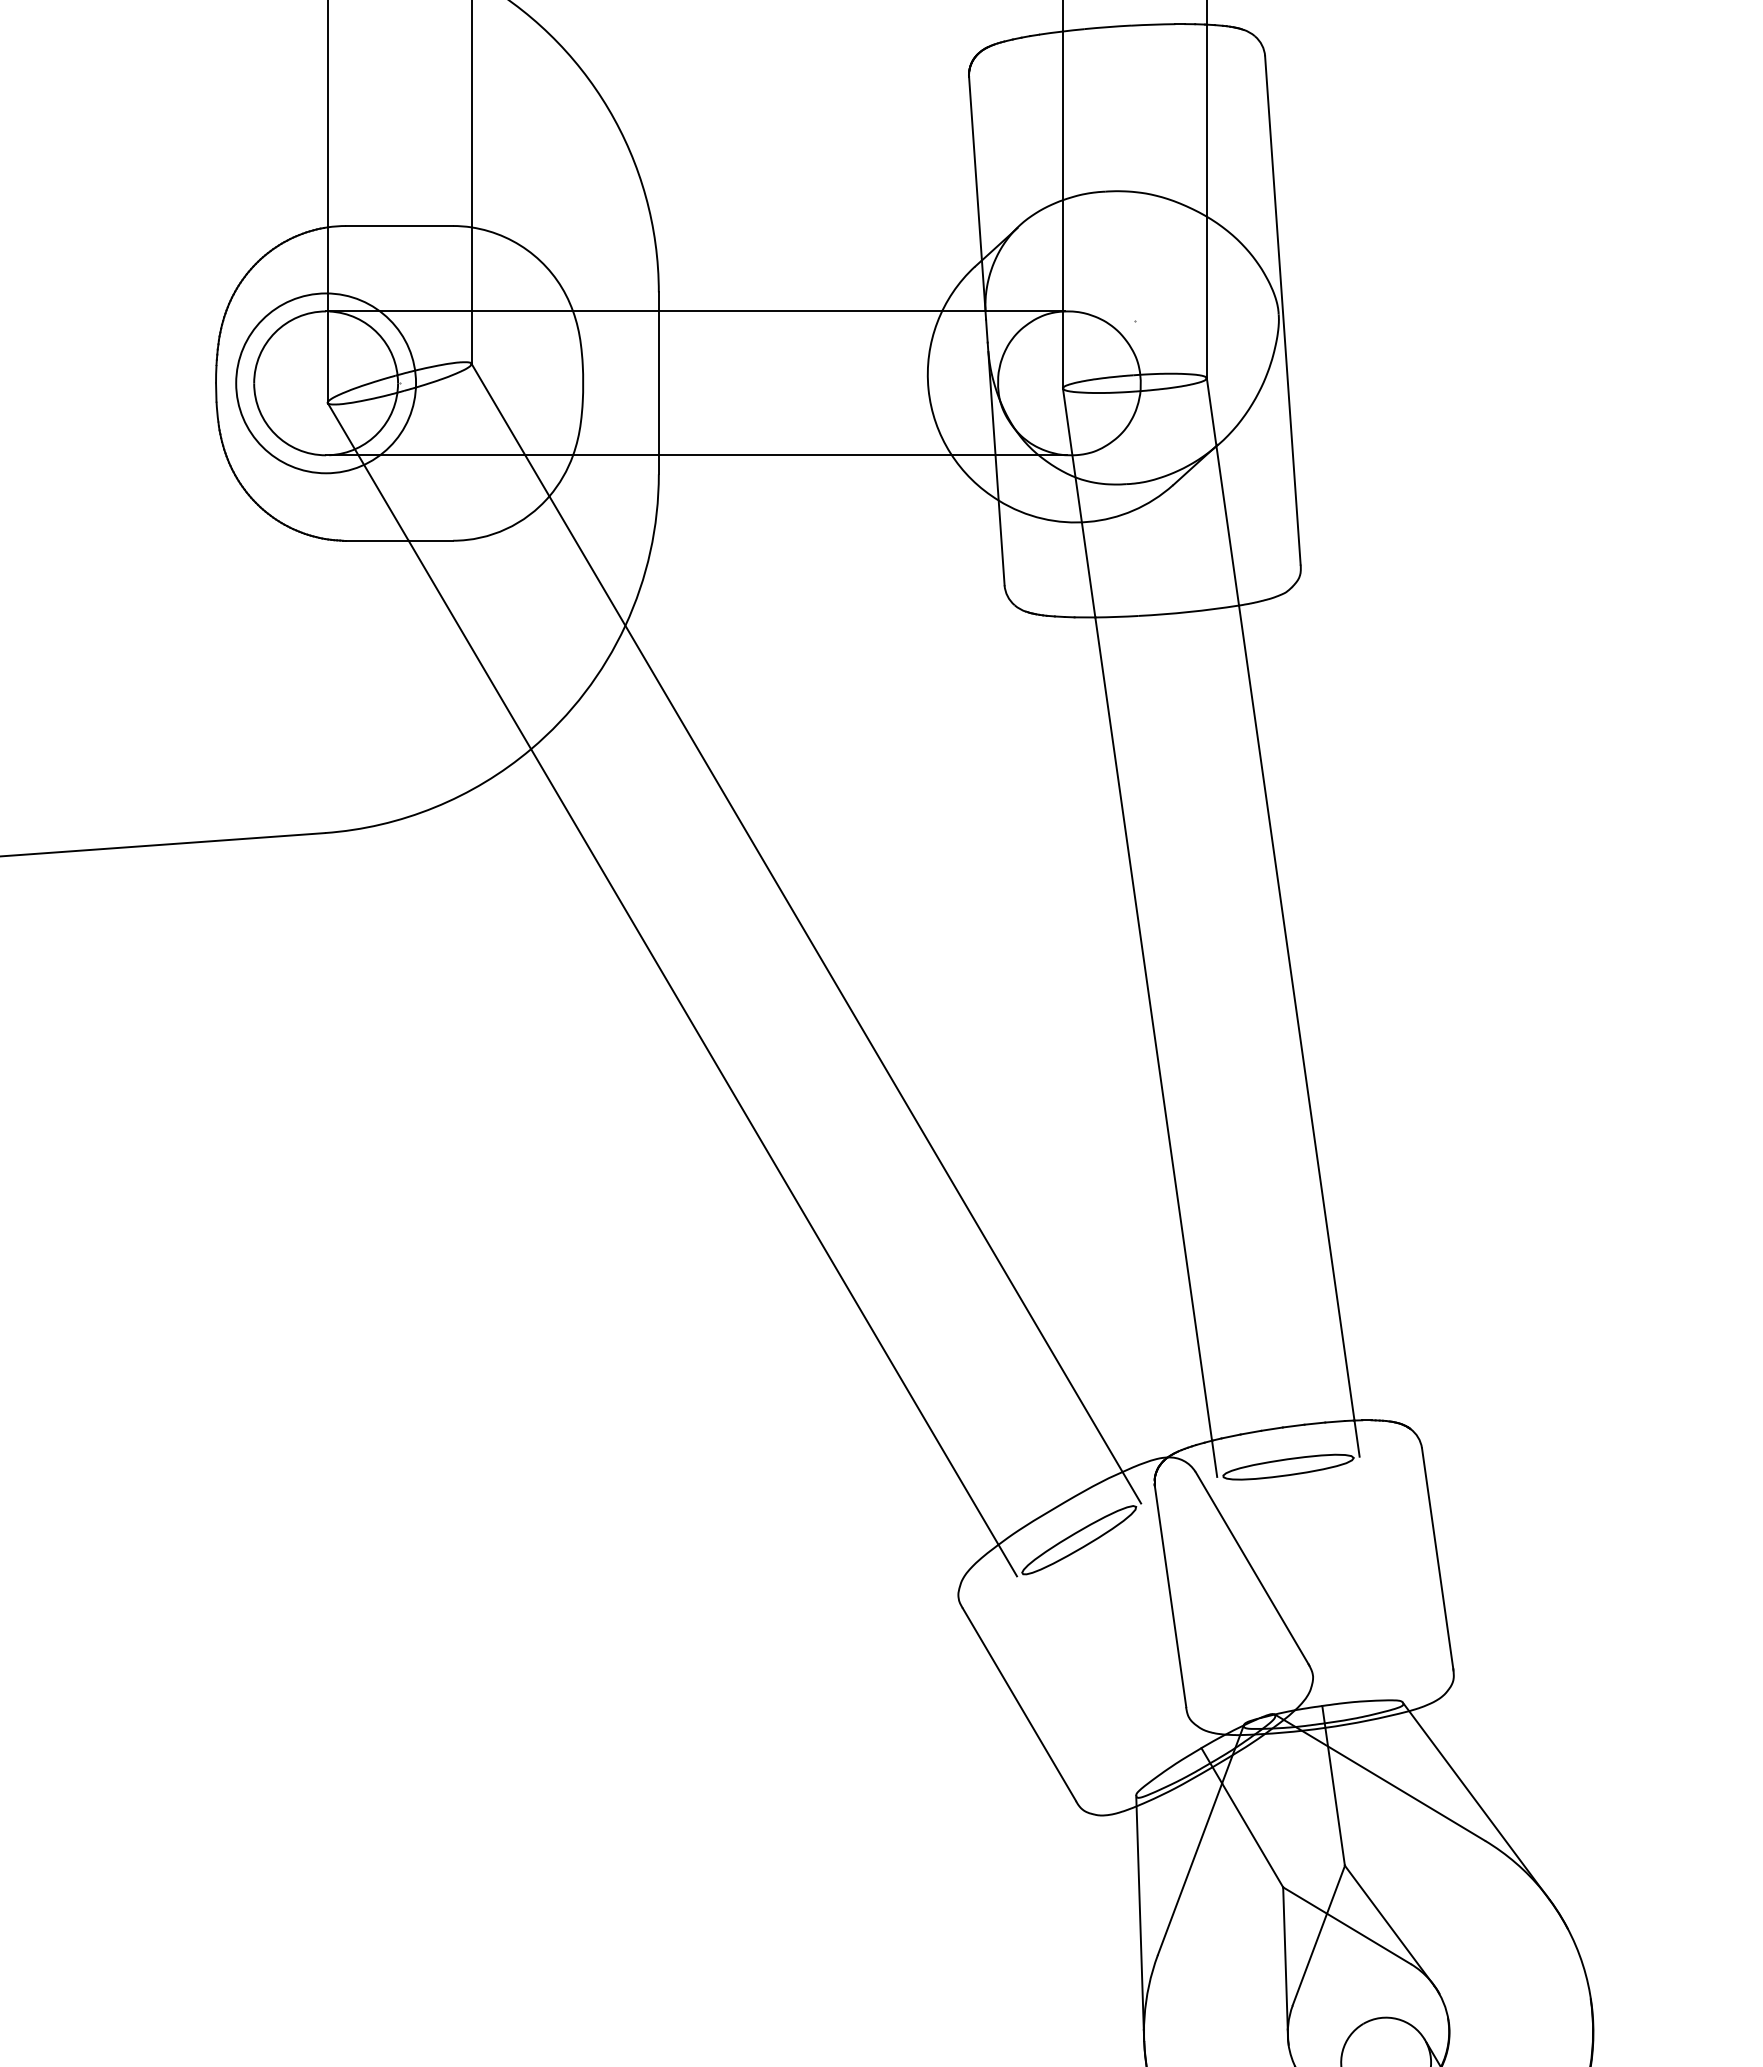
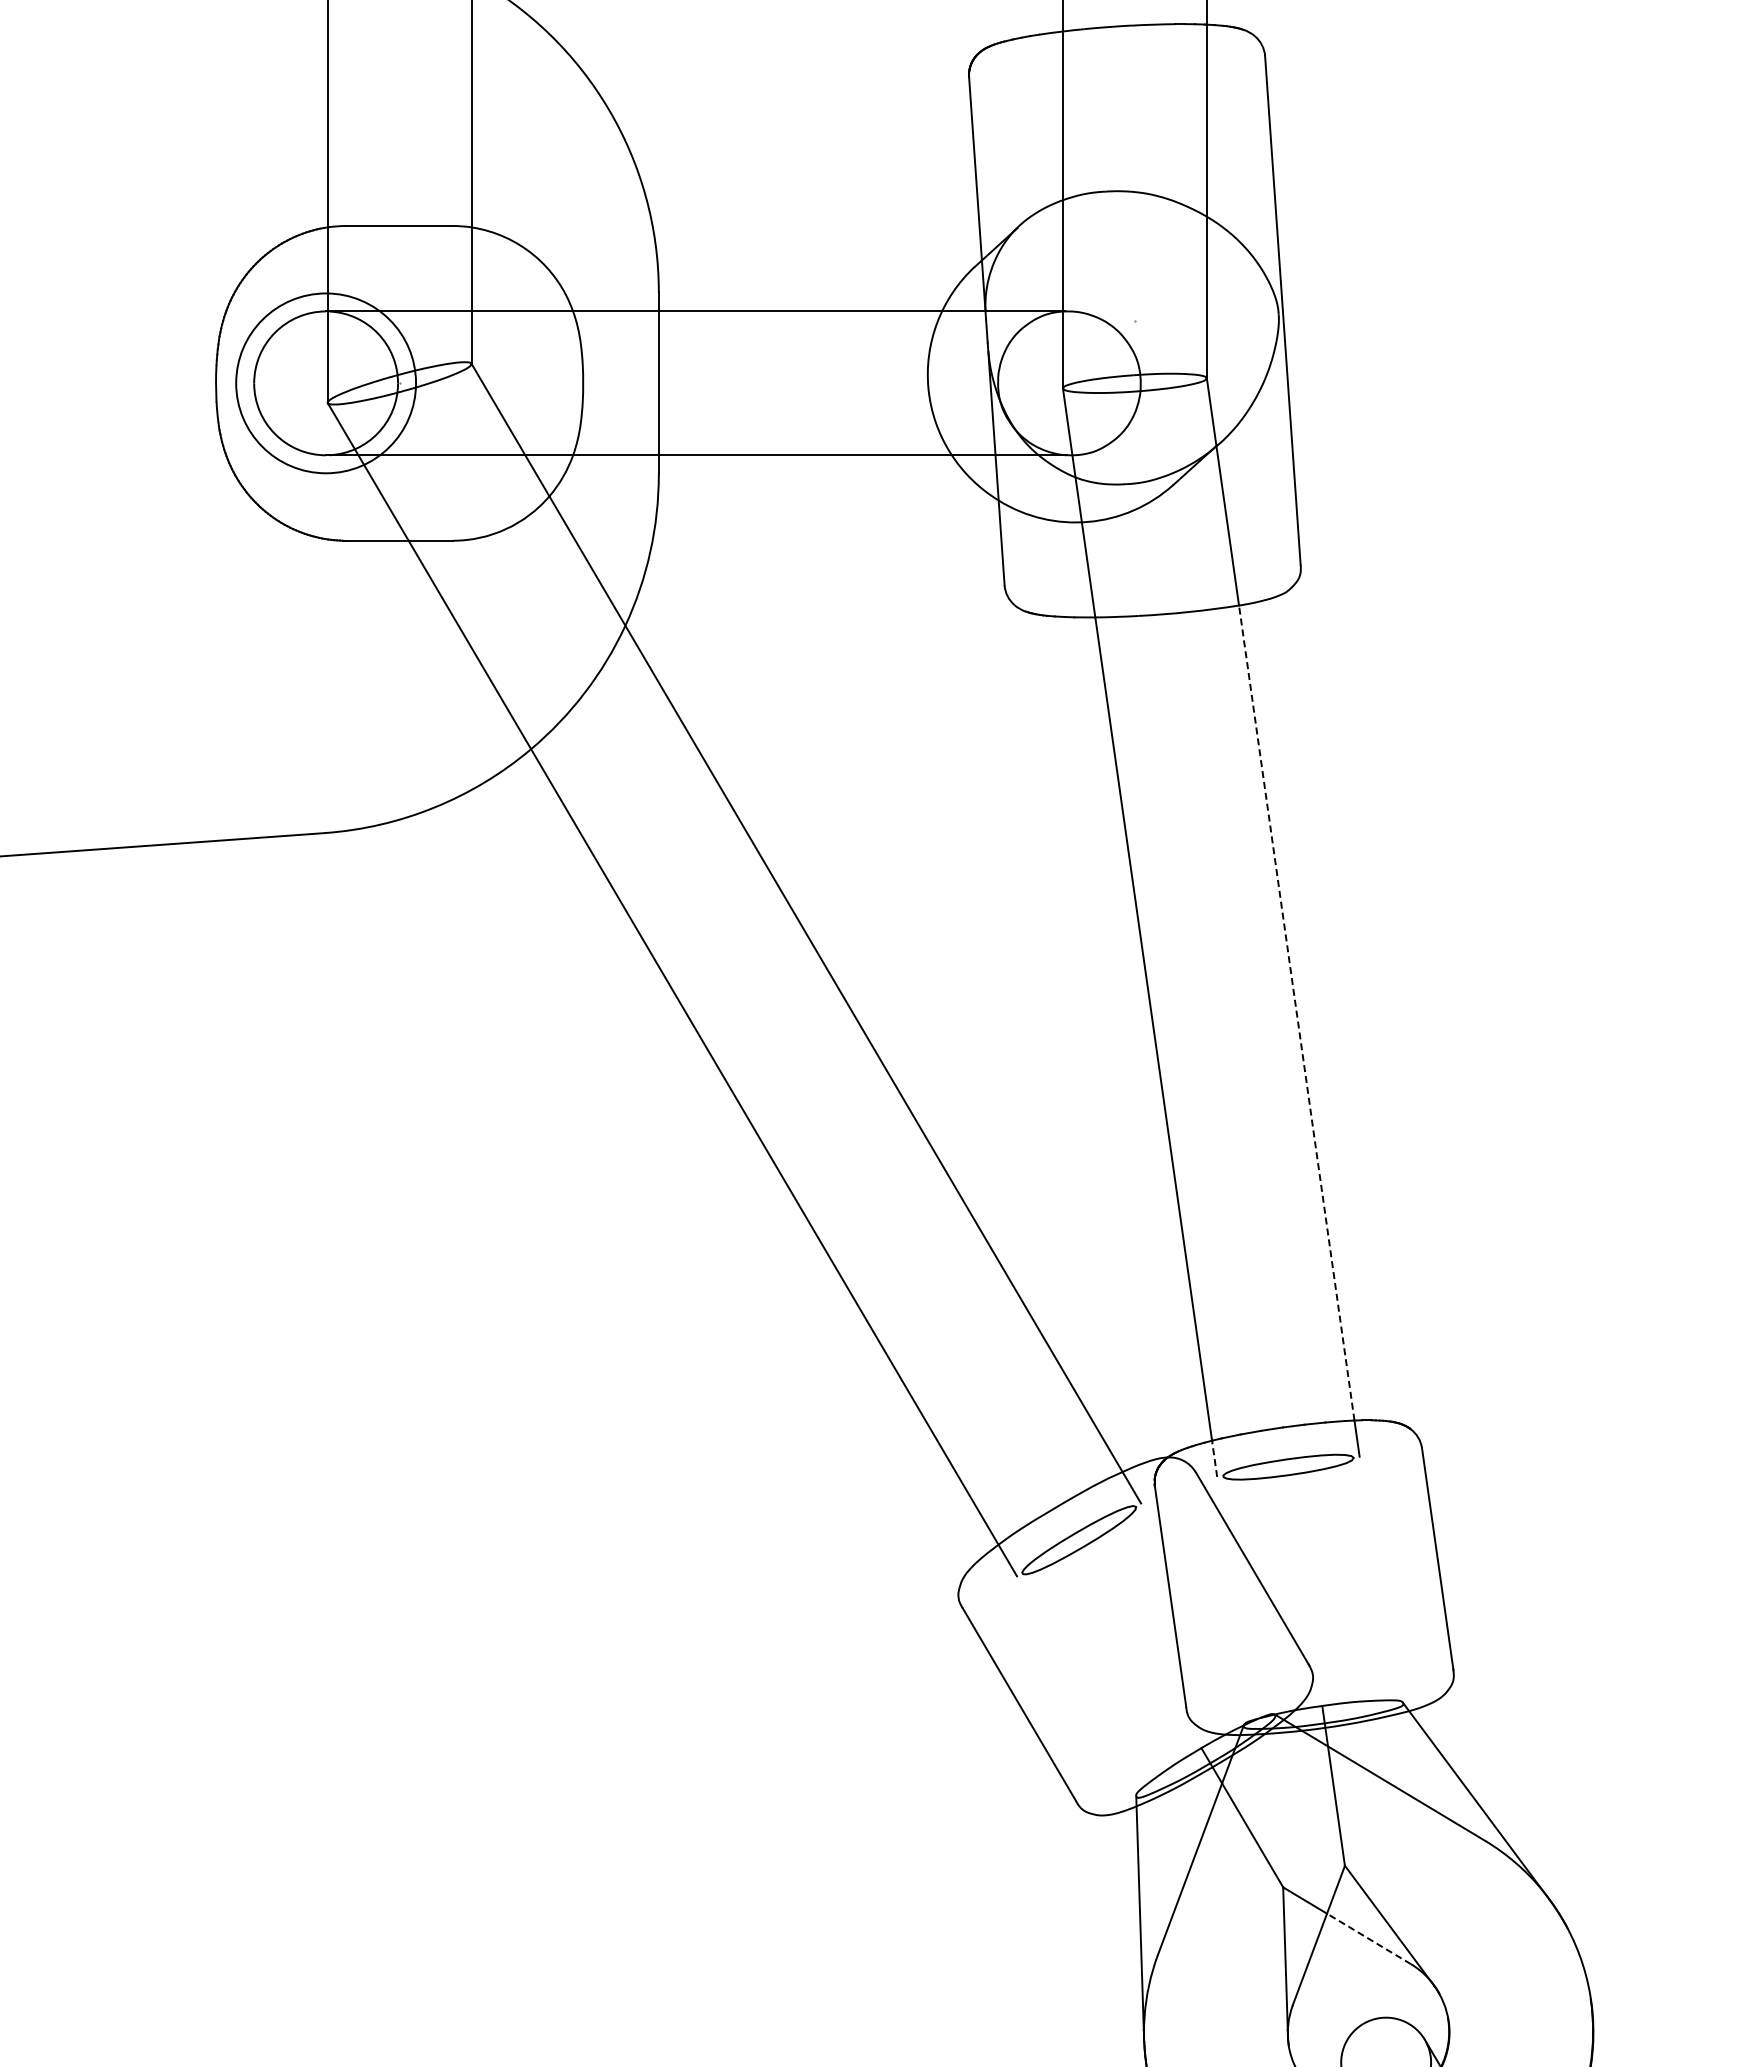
line: solid -> dashed (1296, 1013)
line: solid -> dashed (1214, 1458)
line: solid -> dashed (1369, 1938)
